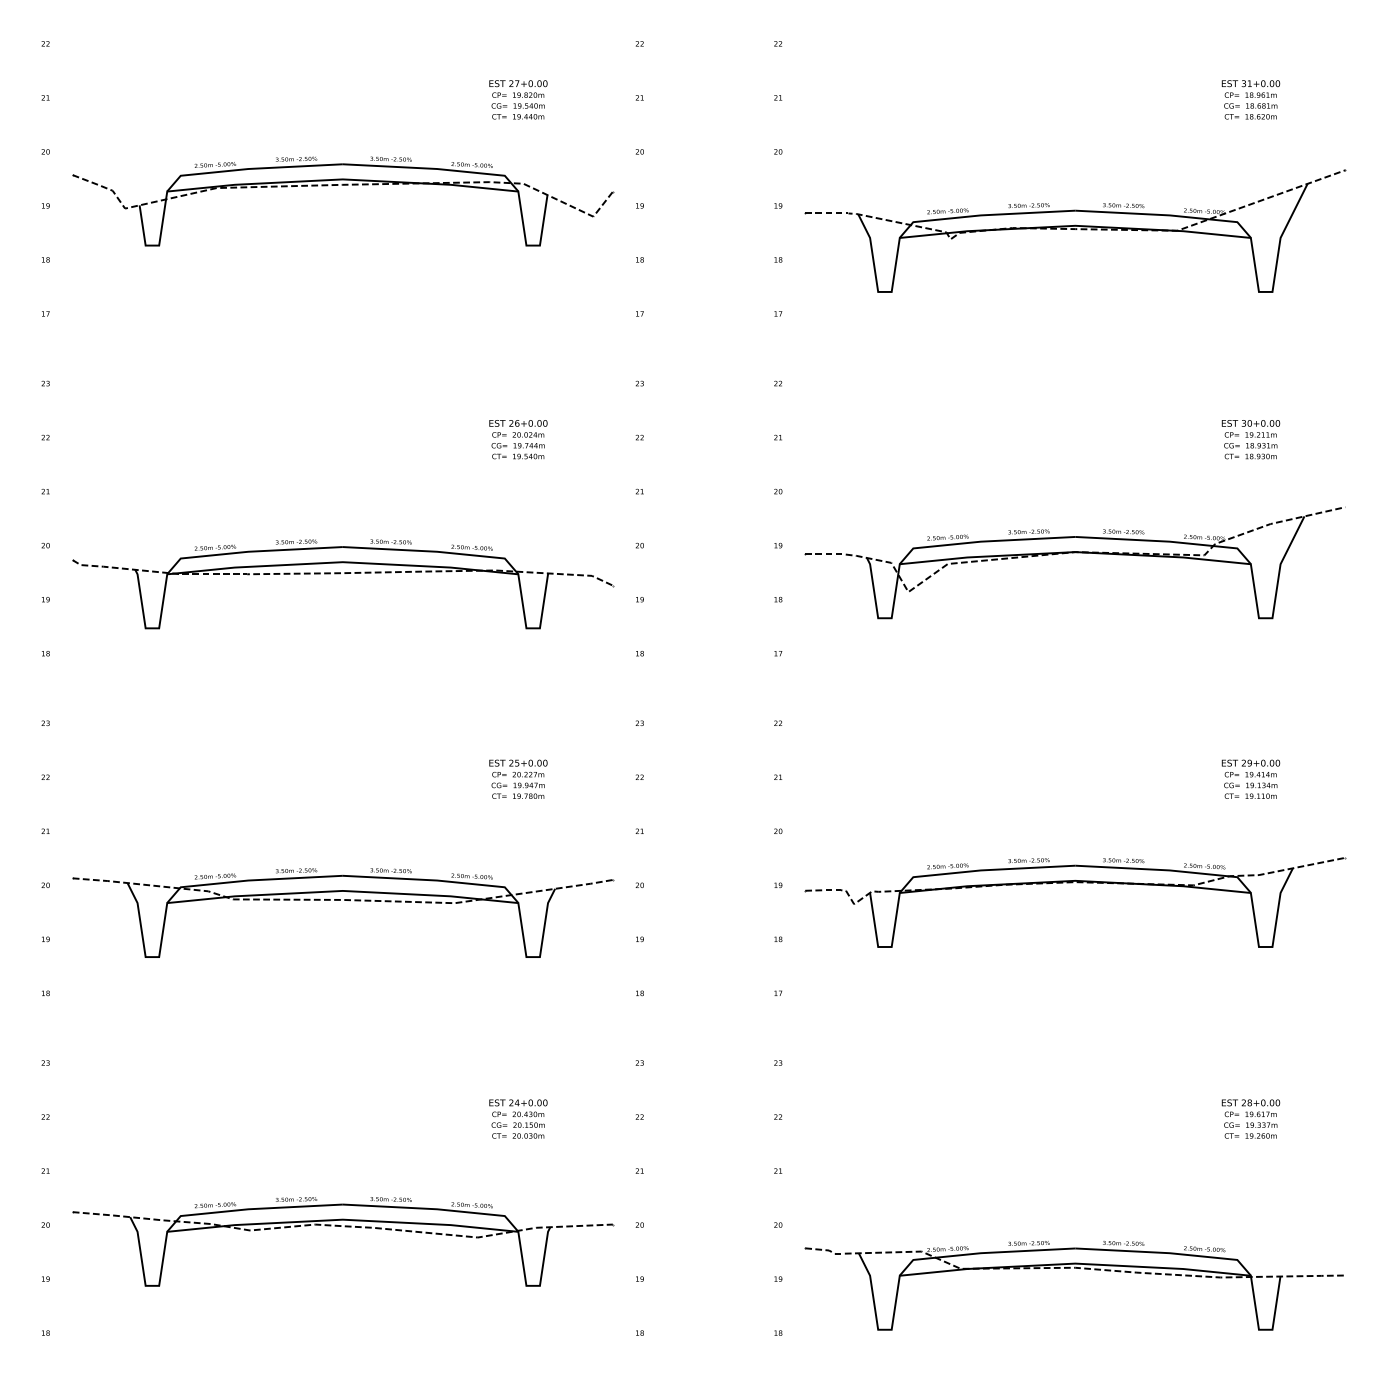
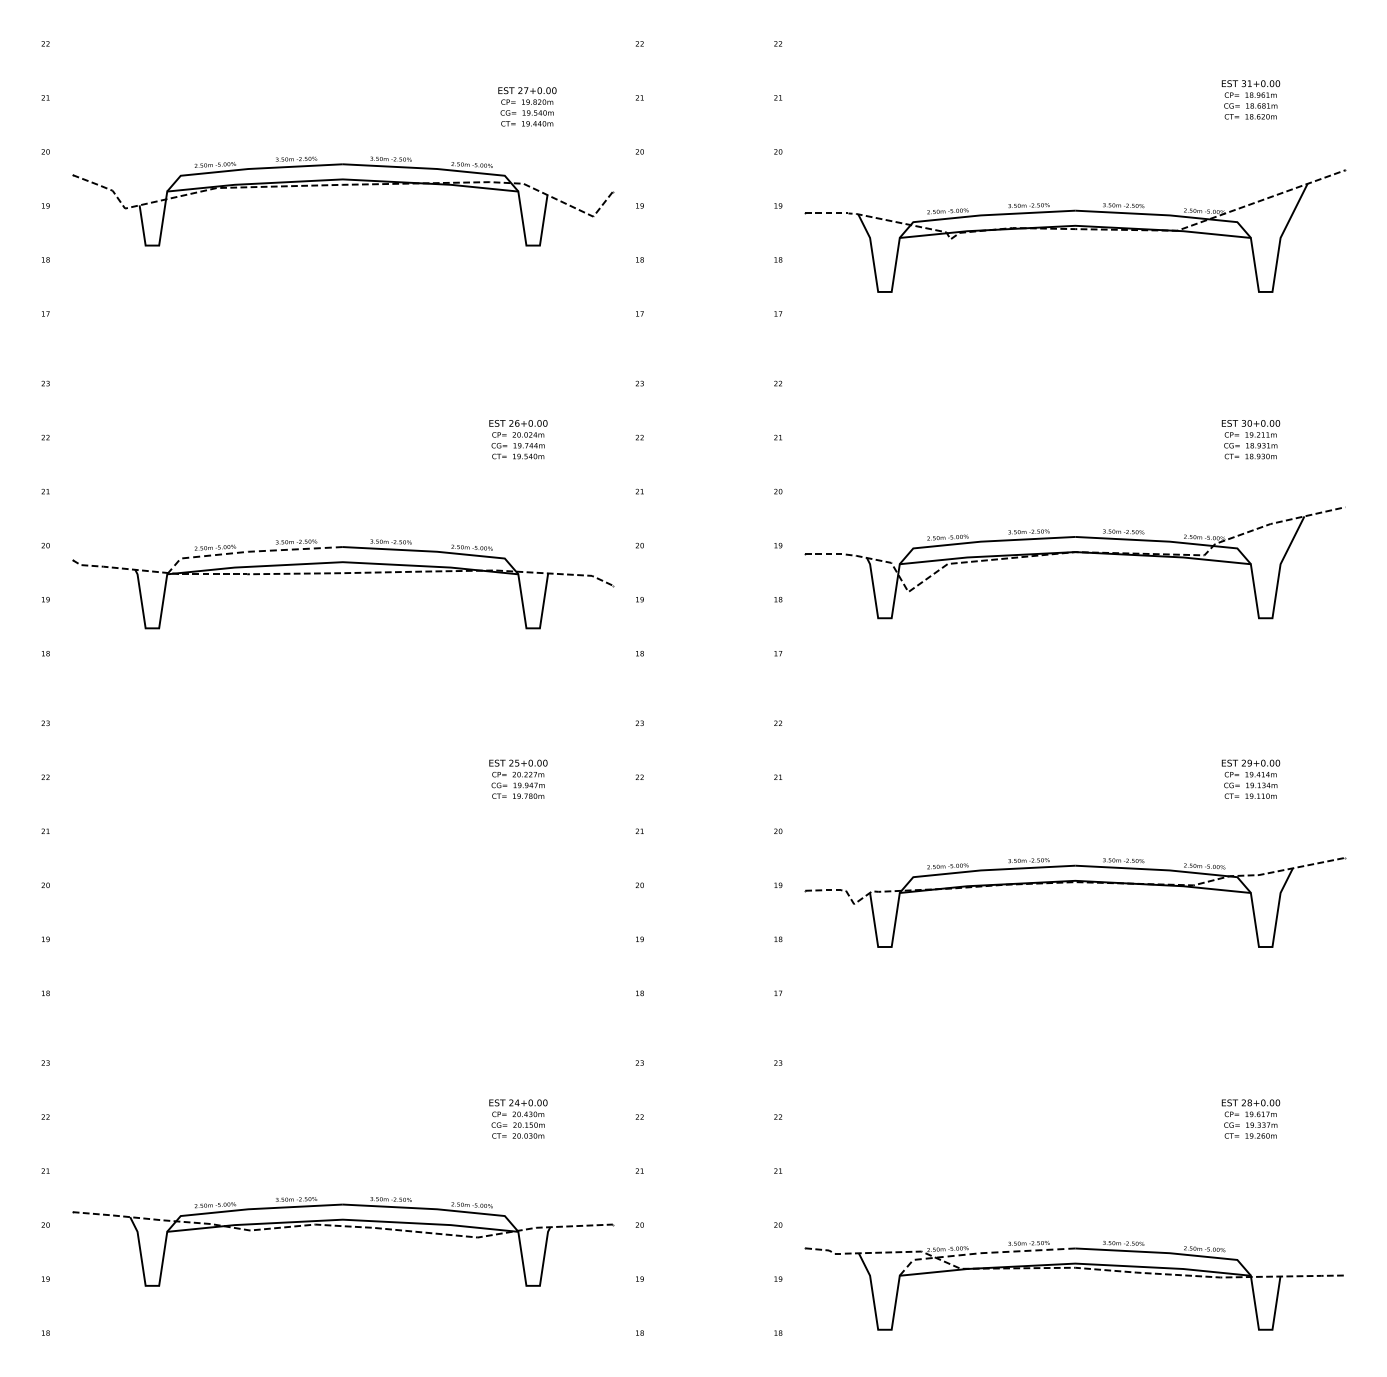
text position: (518, 99) -> (527, 106) (527, 106)
line: solid -> dashed (250, 551)
part: present -> none (344, 900)
line: solid -> dashed (982, 1253)
